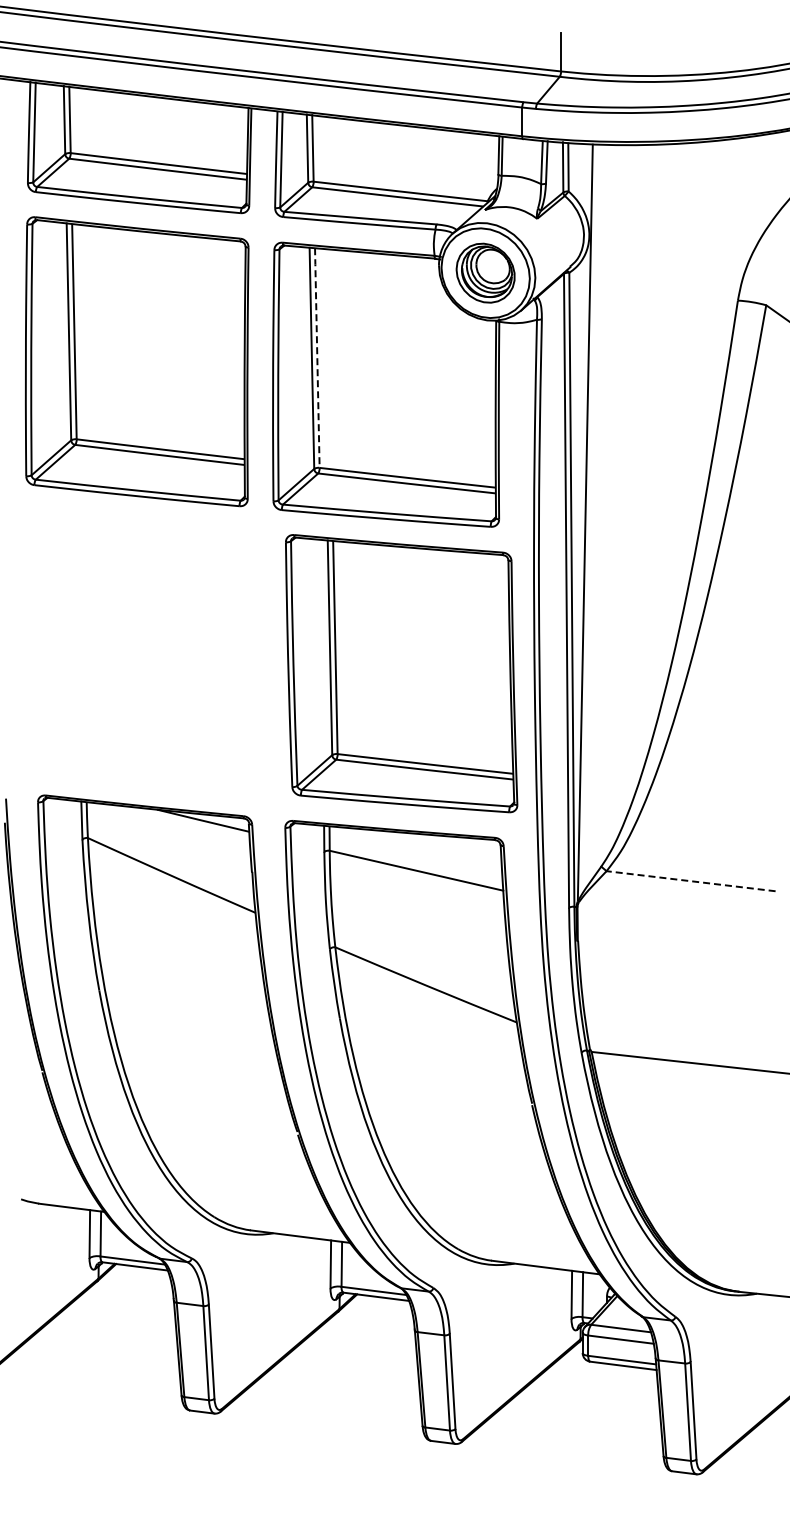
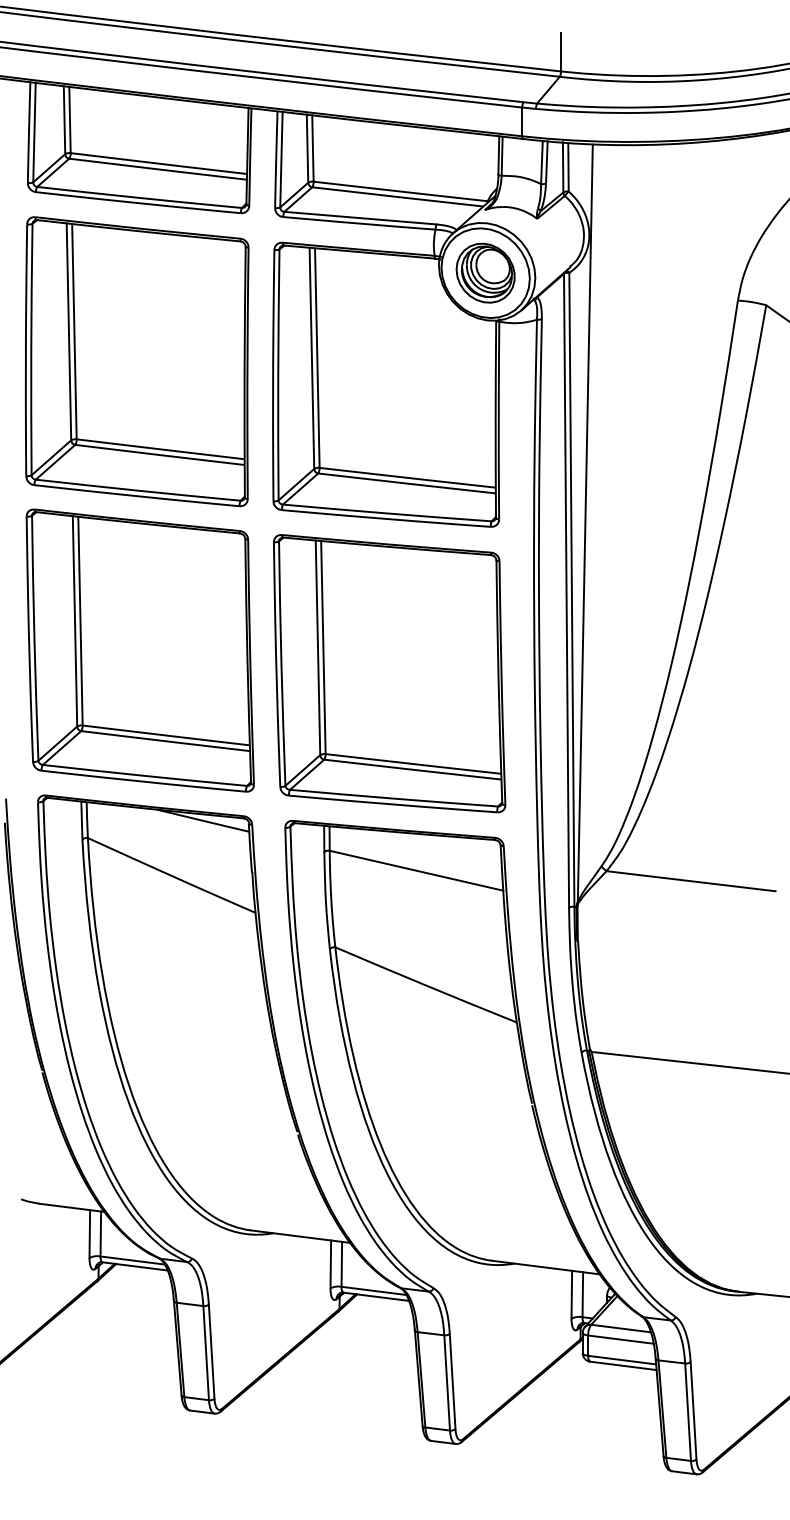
line: dashed -> solid (317, 357)
part: none -> present (139, 650)
part position: (401, 673) -> (389, 673) (389, 673)
line: dashed -> solid (690, 881)
